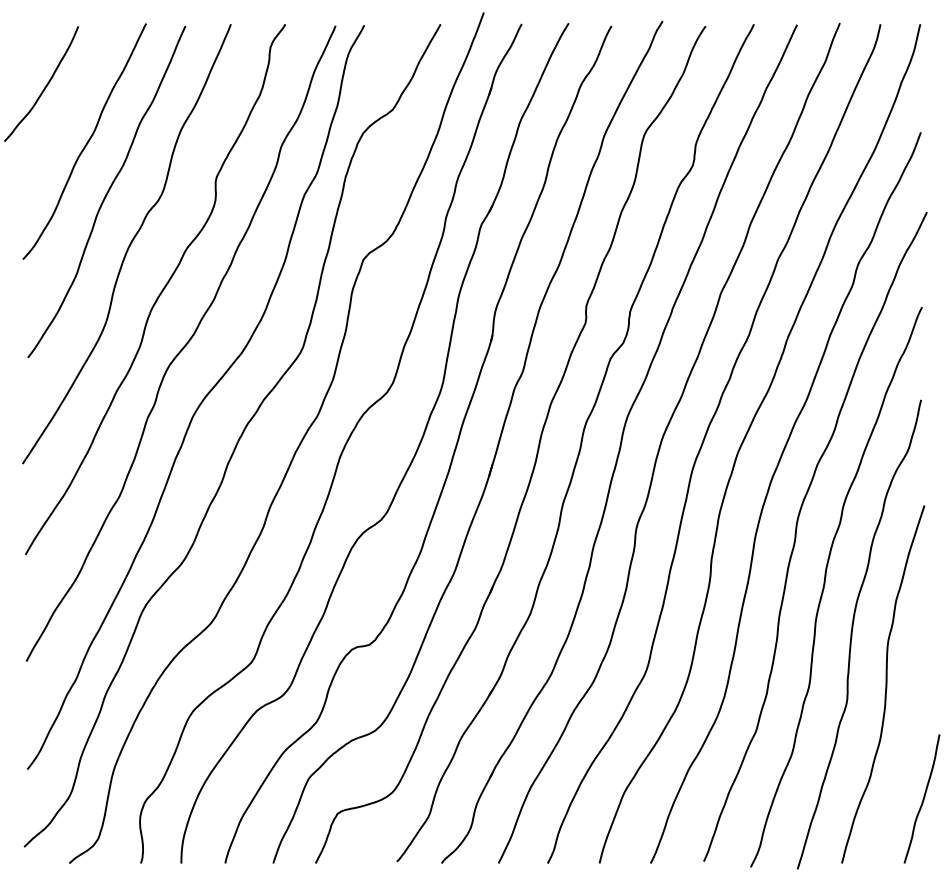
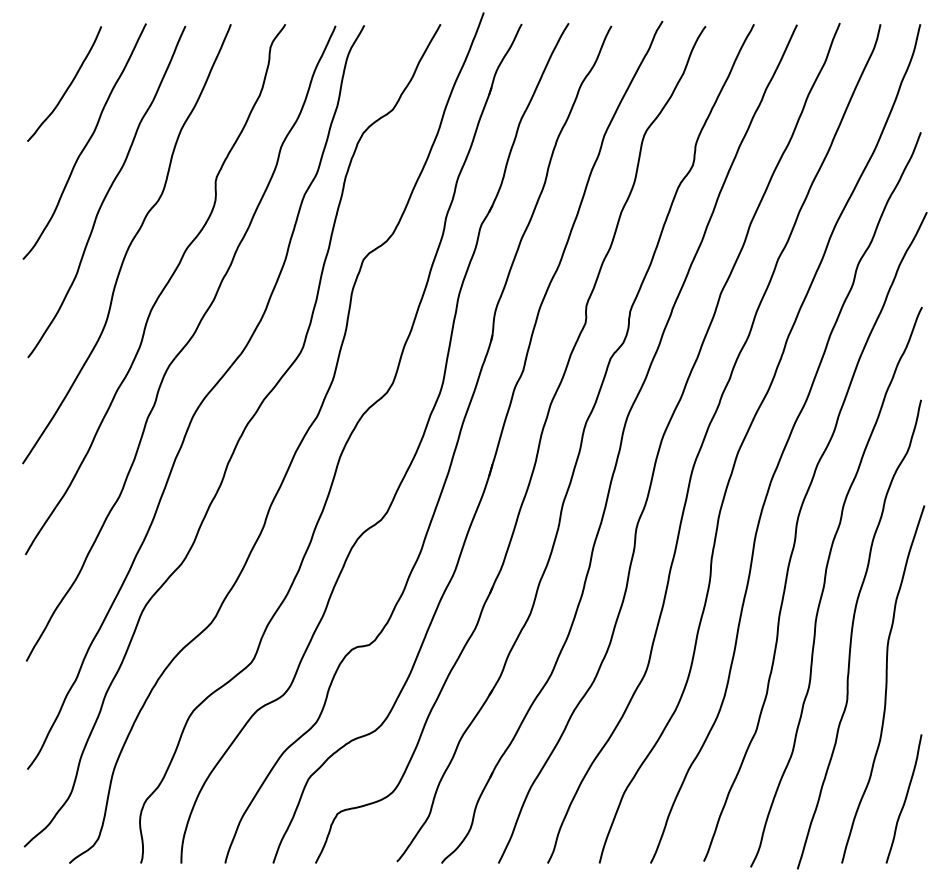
curve position: (45, 85) -> (68, 85) (68, 85)
curve position: (922, 799) -> (904, 799) (904, 799)
